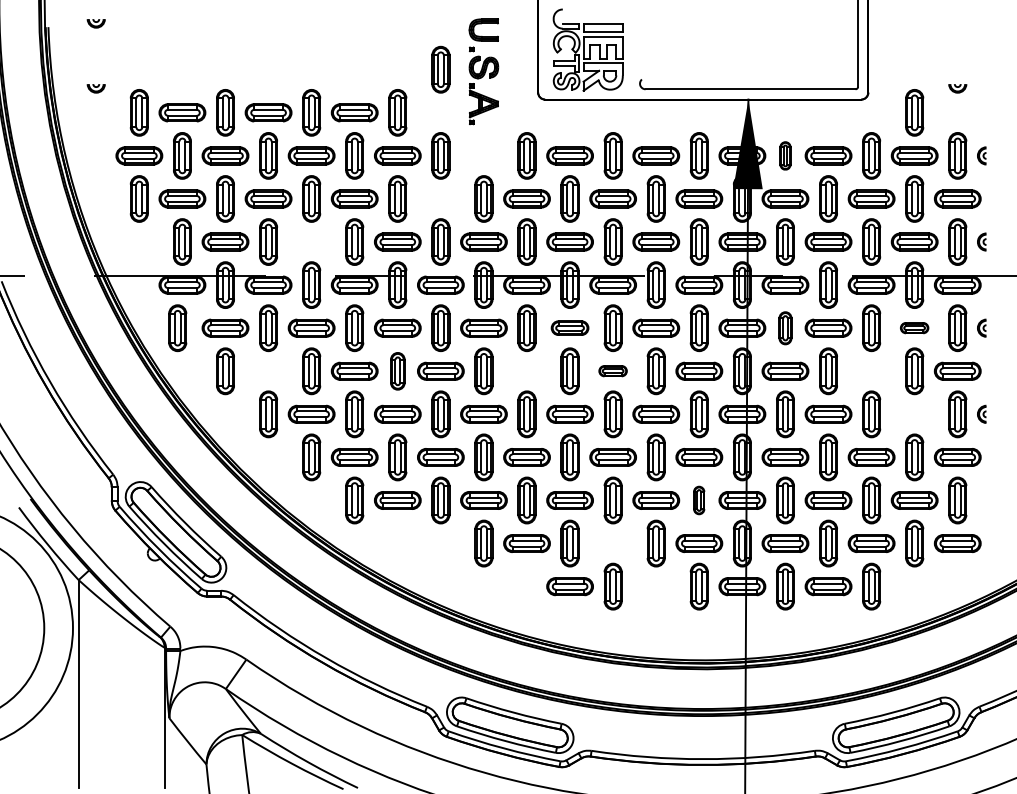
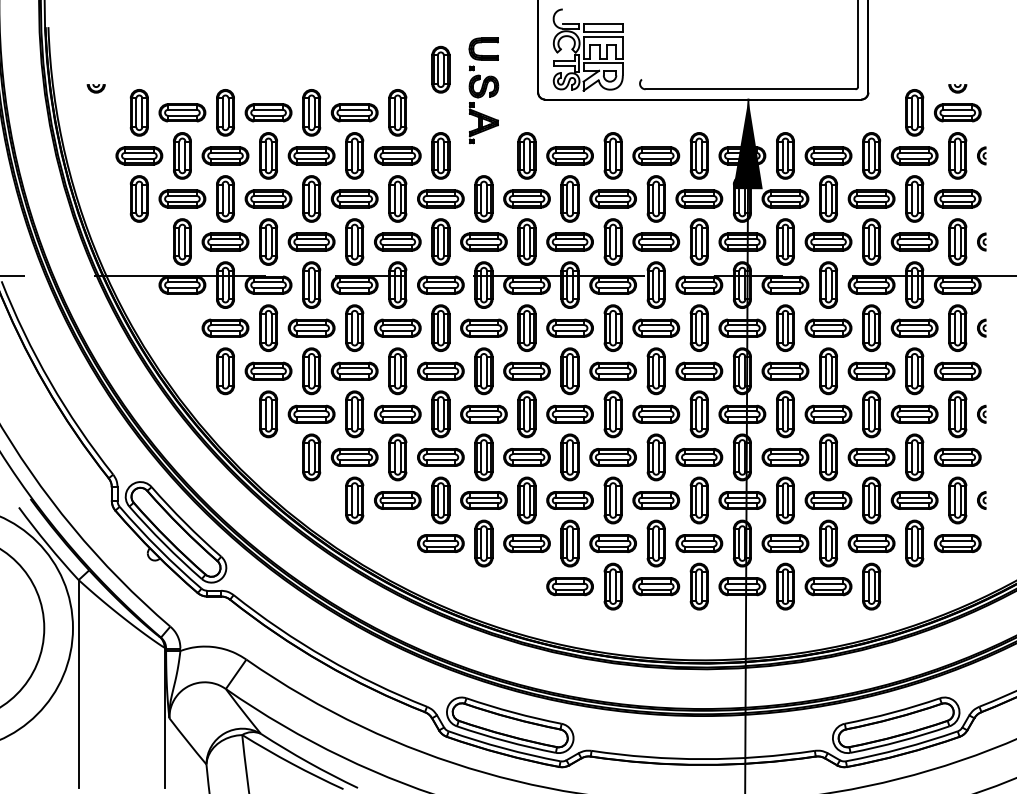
part: present -> none (95, 23)
part position: (483, 71) -> (483, 90) (483, 90)
part: none -> present (957, 112)
part size: 13x30 px -> 19x48 px (785, 155)
part: none -> present (440, 198)
part: none -> present (311, 241)
part size: 40x16 px -> 48x20 px (569, 327)
part: present -> none (177, 328)
part size: 15x35 px -> 19x49 px (785, 328)
part size: 30x13 px -> 49x20 px (914, 327)
part: none -> present (268, 370)
part: none -> present (526, 370)
part: none -> present (871, 370)
part size: 16x39 px -> 20x49 px (397, 371)
part size: 30x13 px -> 48x20 px (612, 370)
part: none -> present (914, 413)
part size: 13x31 px -> 20x49 px (698, 500)
part: none -> present (981, 500)
part: none -> present (440, 543)
part: none -> present (612, 543)
part: none -> present (656, 586)
